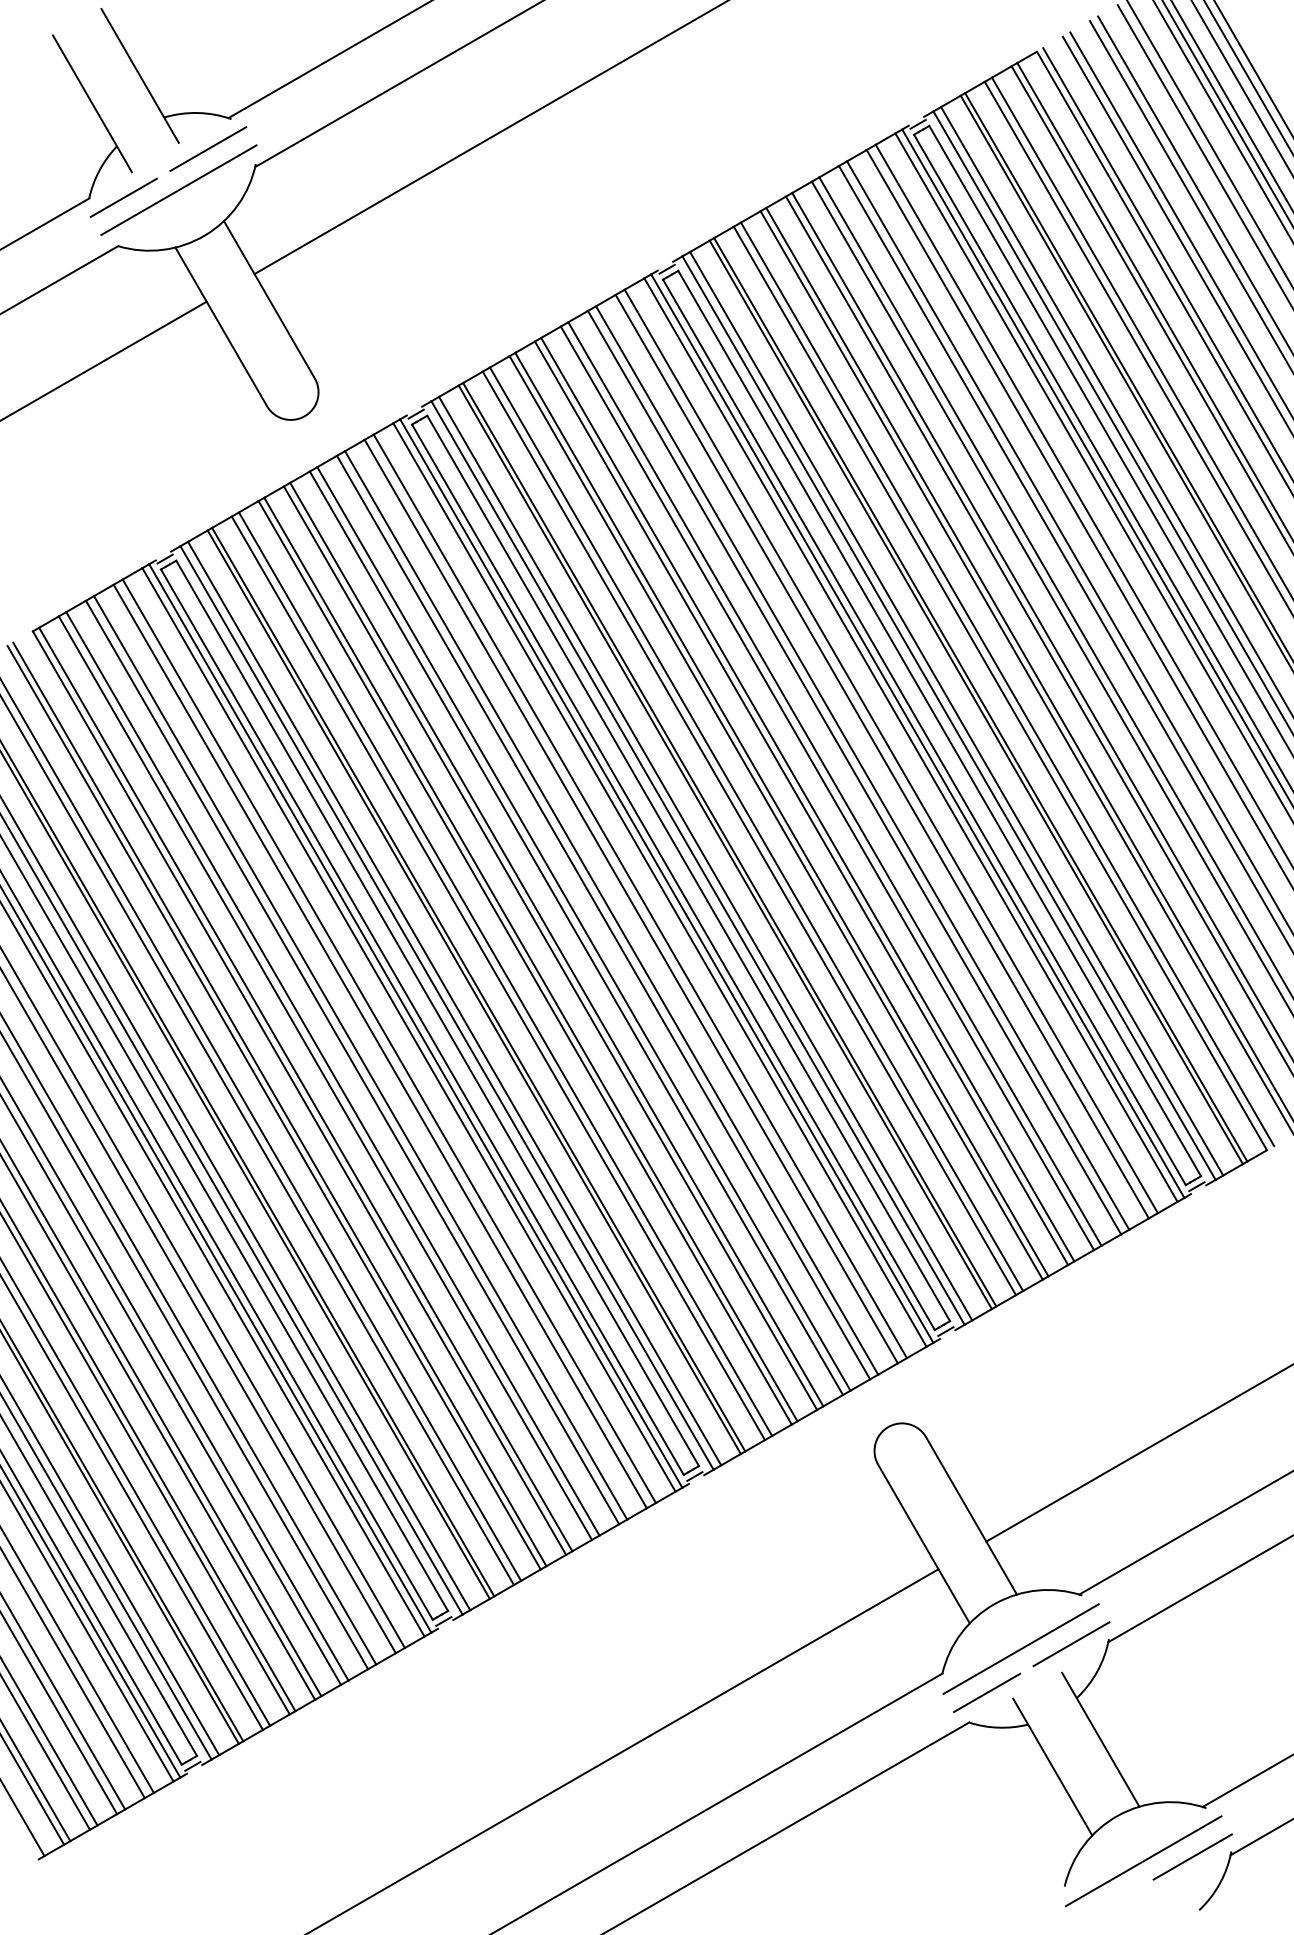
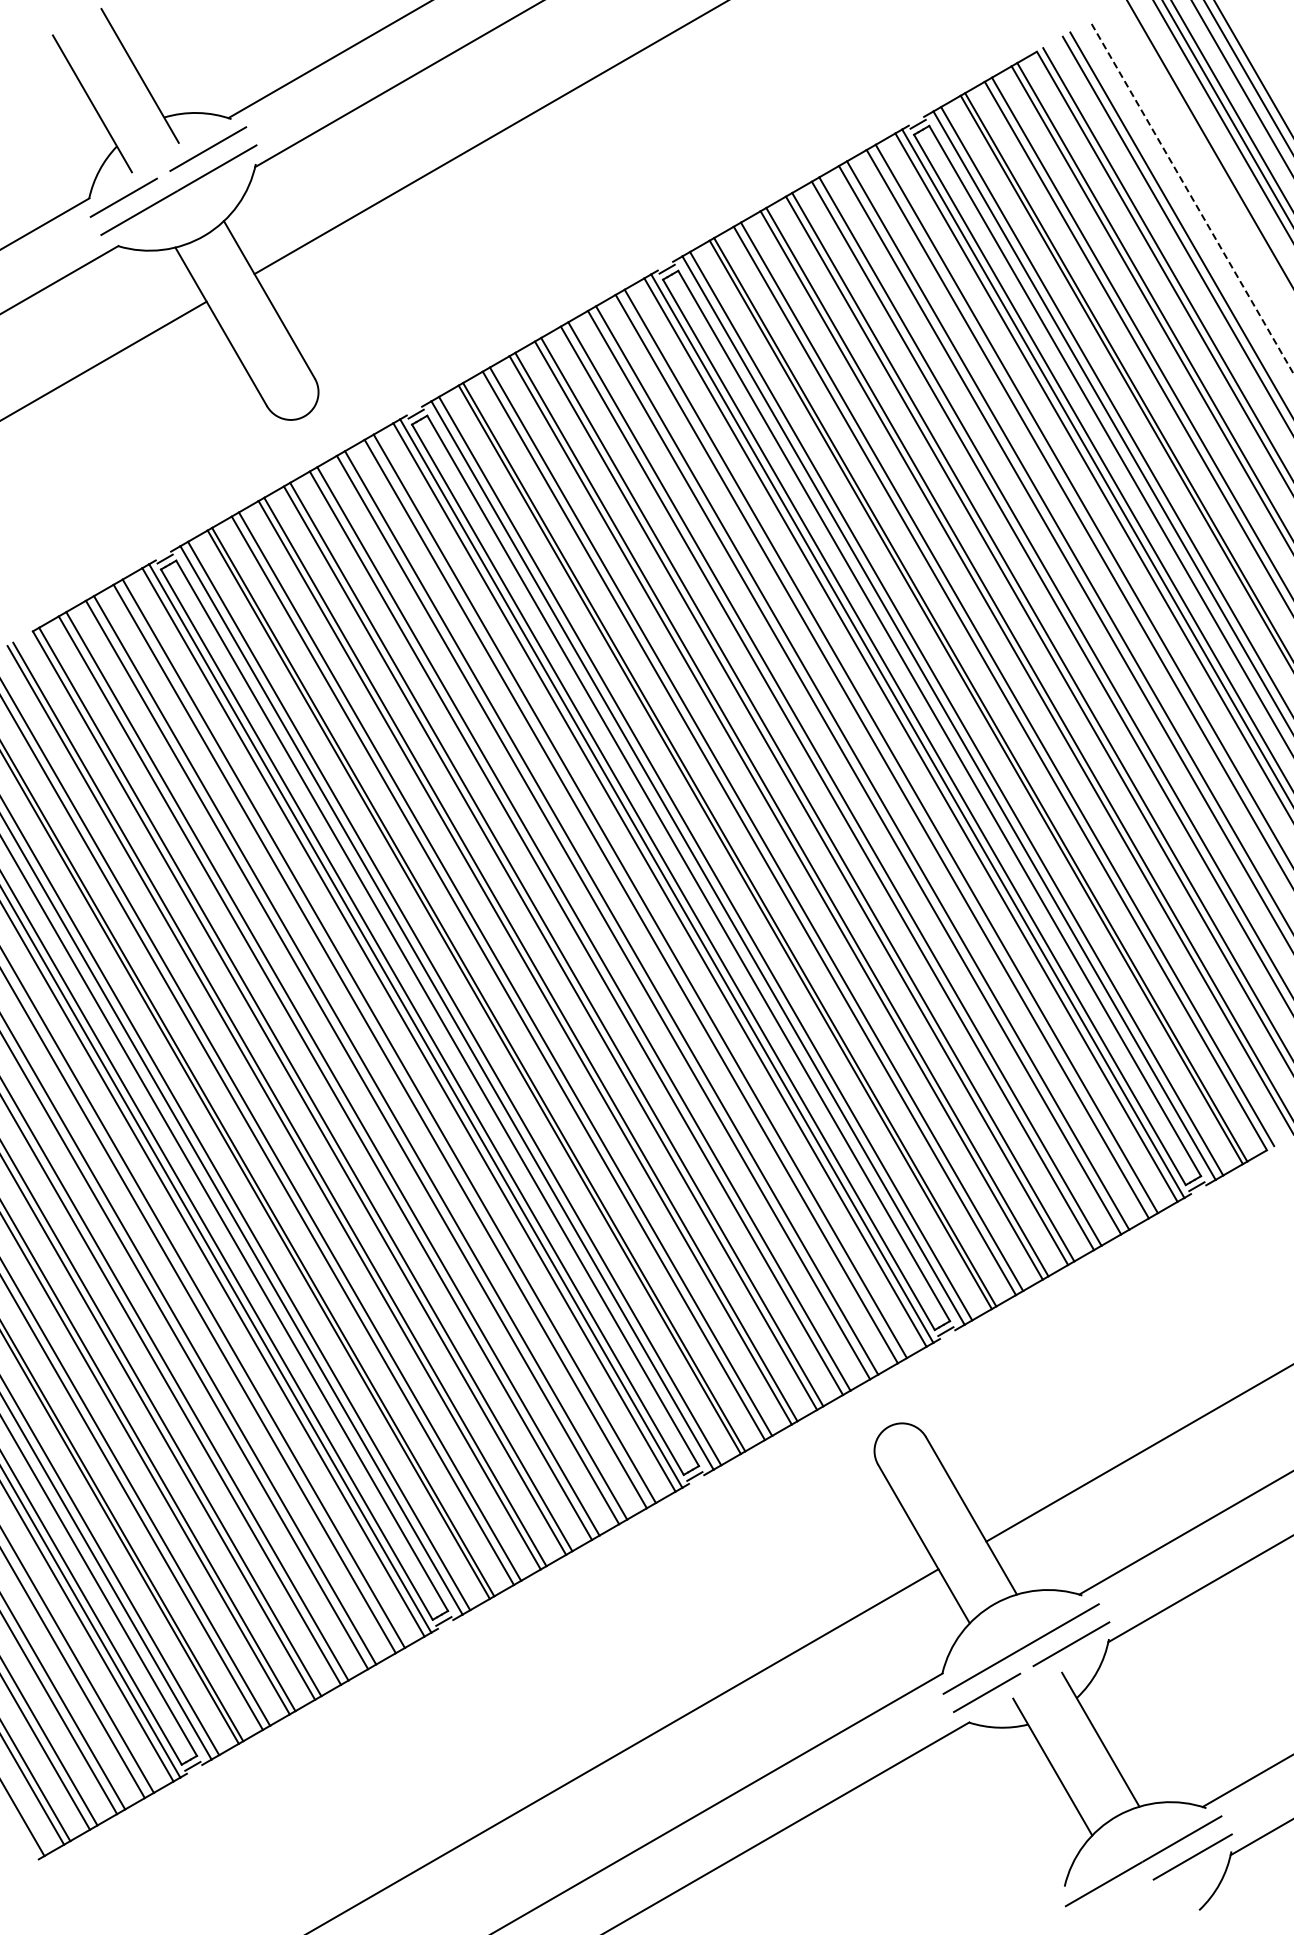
line: present -> none (1203, 154)
line: present -> none (1194, 182)
line: solid -> dashed (1191, 197)
